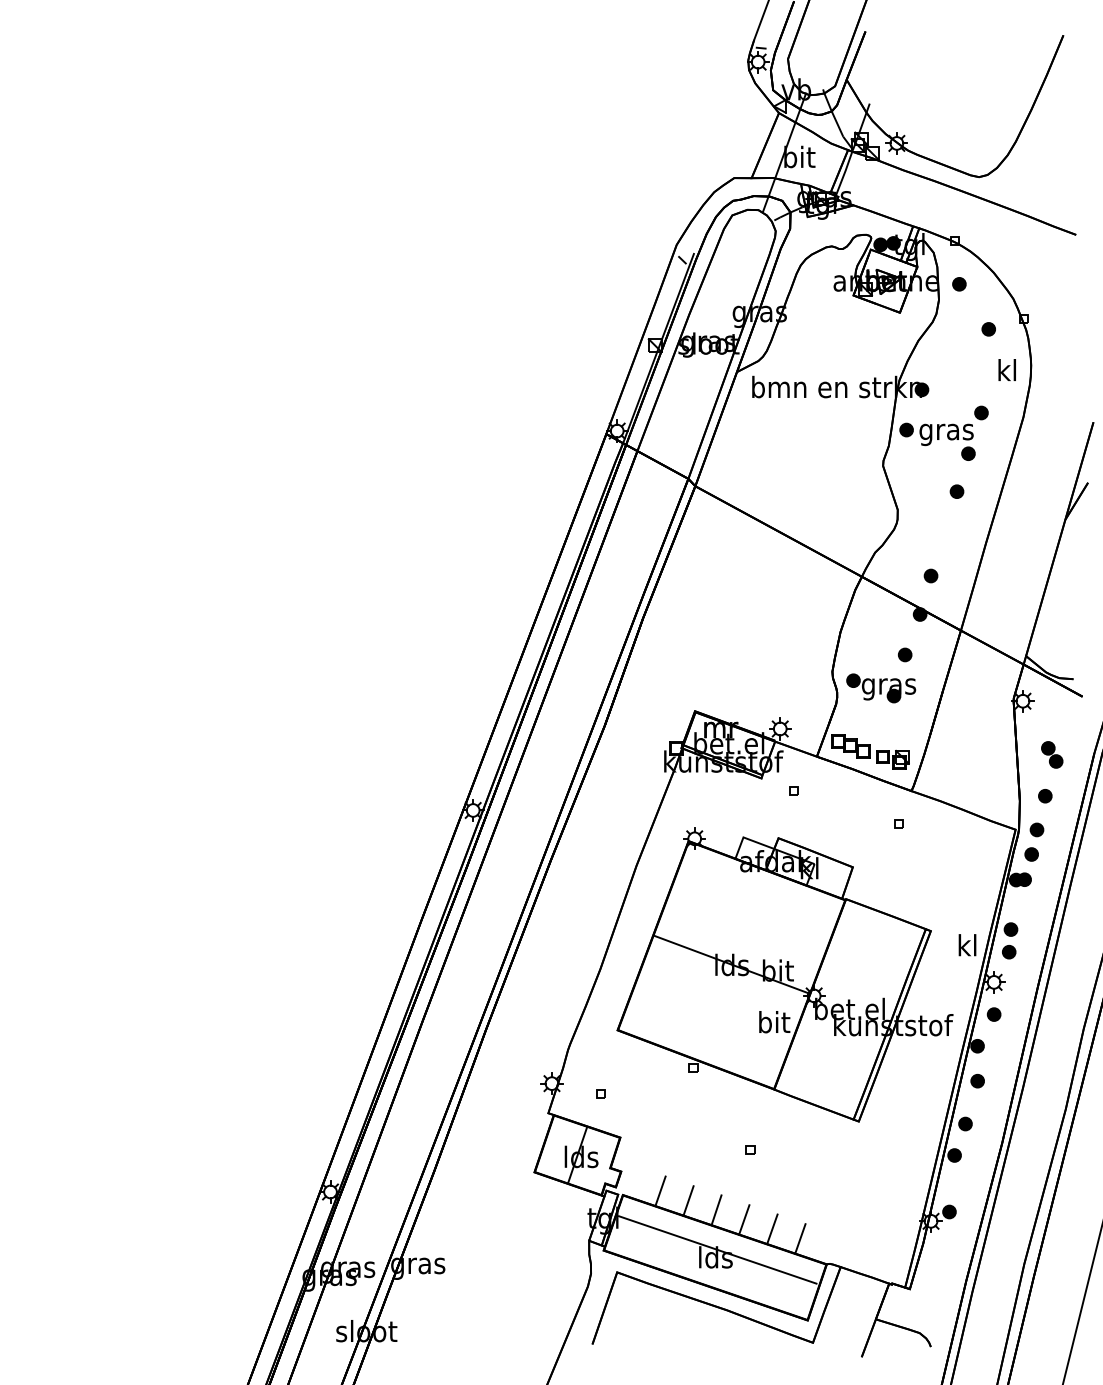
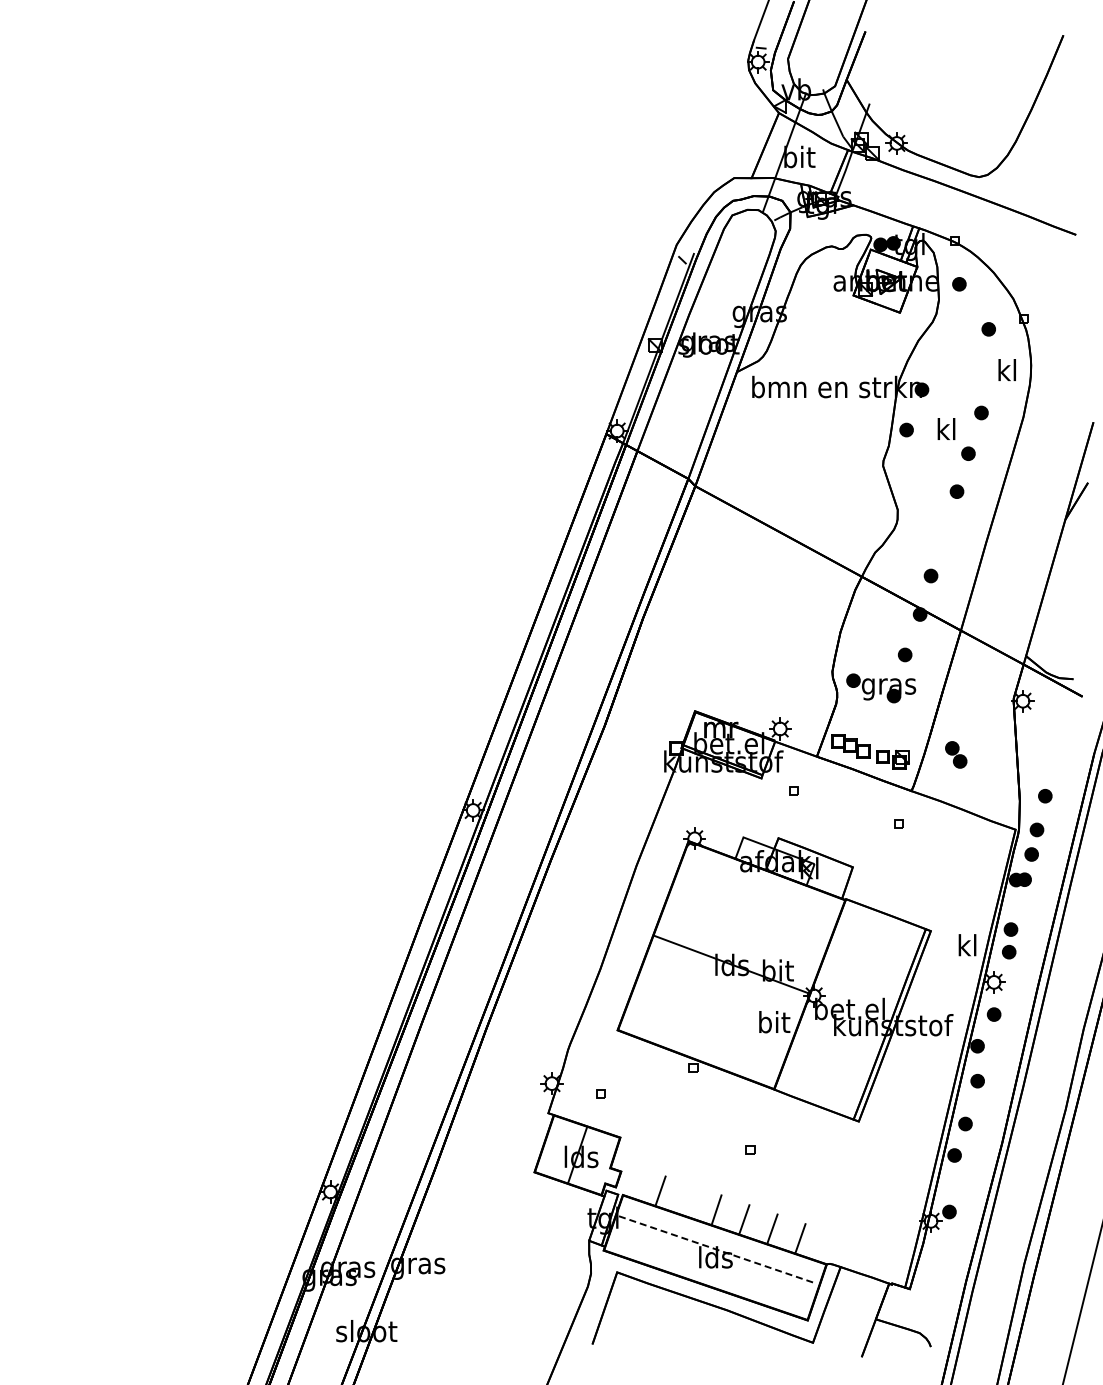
text: gras -> kl (946, 432)
part position: (1052, 754) -> (956, 754) (956, 754)
line: present -> none (688, 1200)
line: solid -> dashed (718, 1250)
